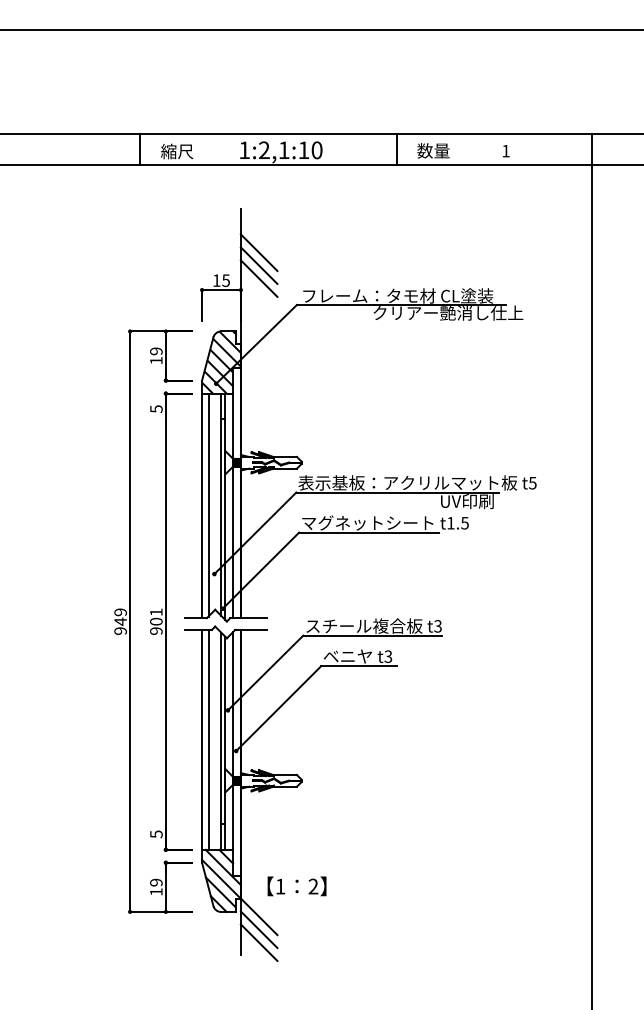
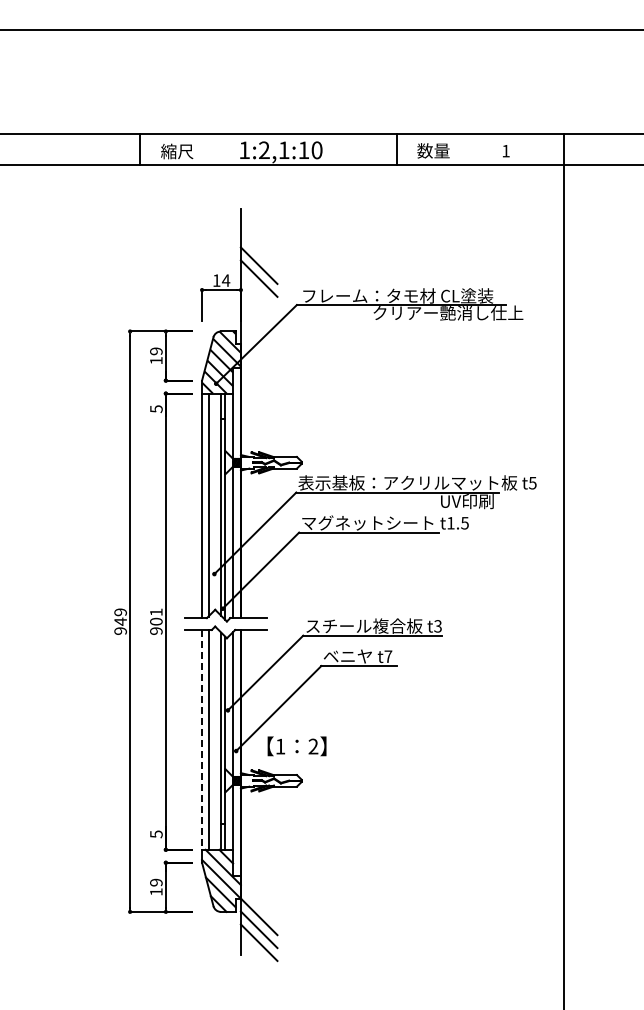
line: present -> none (258, 252)
text: 15 -> 14 (225, 280)
line position: (591, 569) -> (563, 569) (563, 569)
text: t3 -> t7 (388, 656)
line: solid -> dashed (202, 739)
text position: (296, 886) -> (296, 746) (296, 746)
